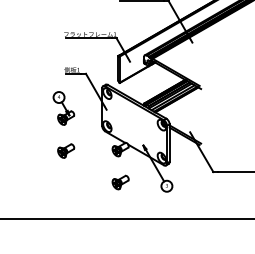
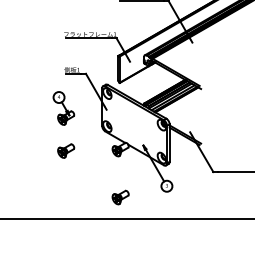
part position: (120, 182) -> (120, 197) (120, 197)
